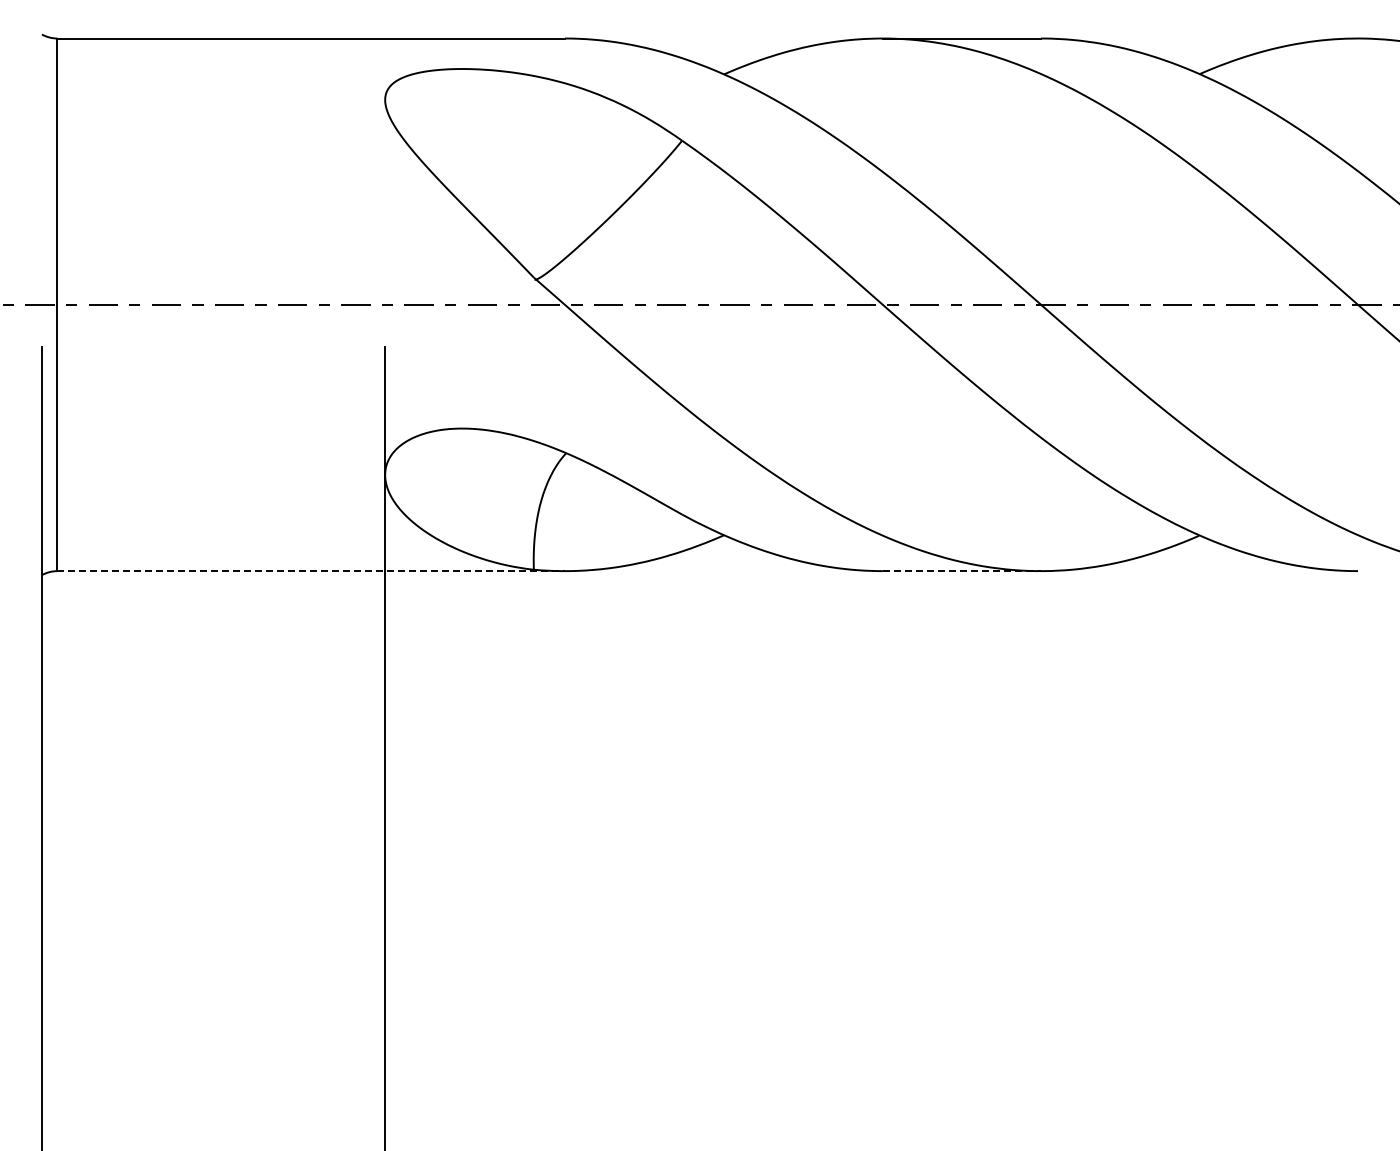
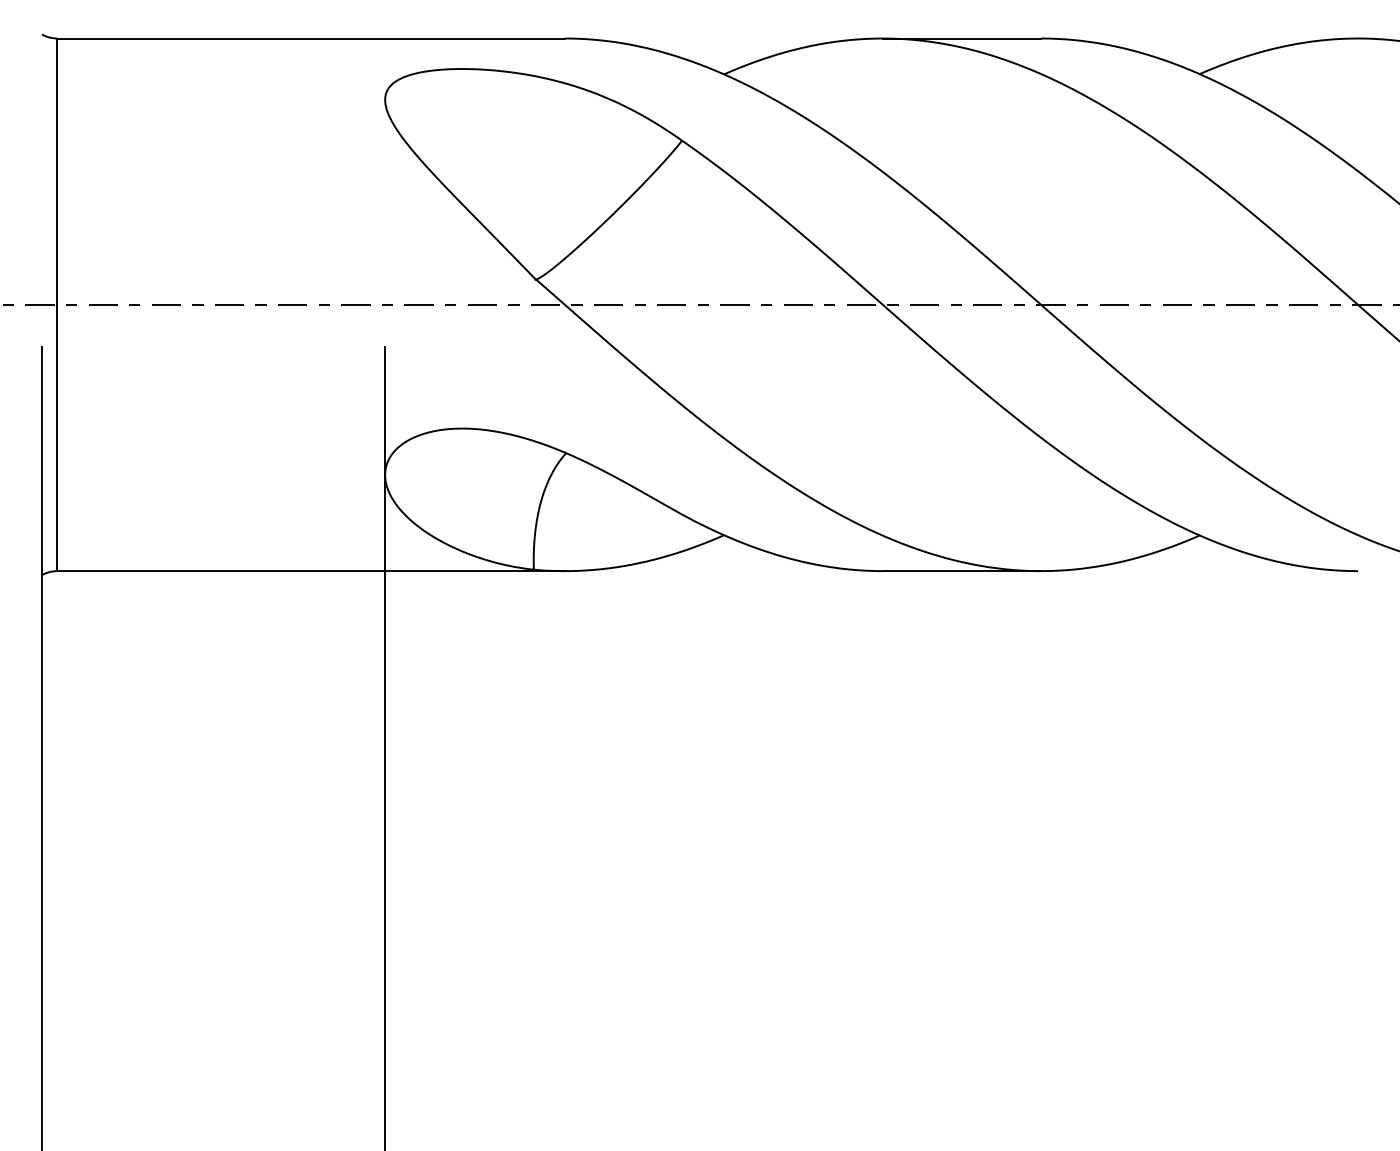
line: dashed -> solid (311, 571)
line: dashed -> solid (962, 571)
